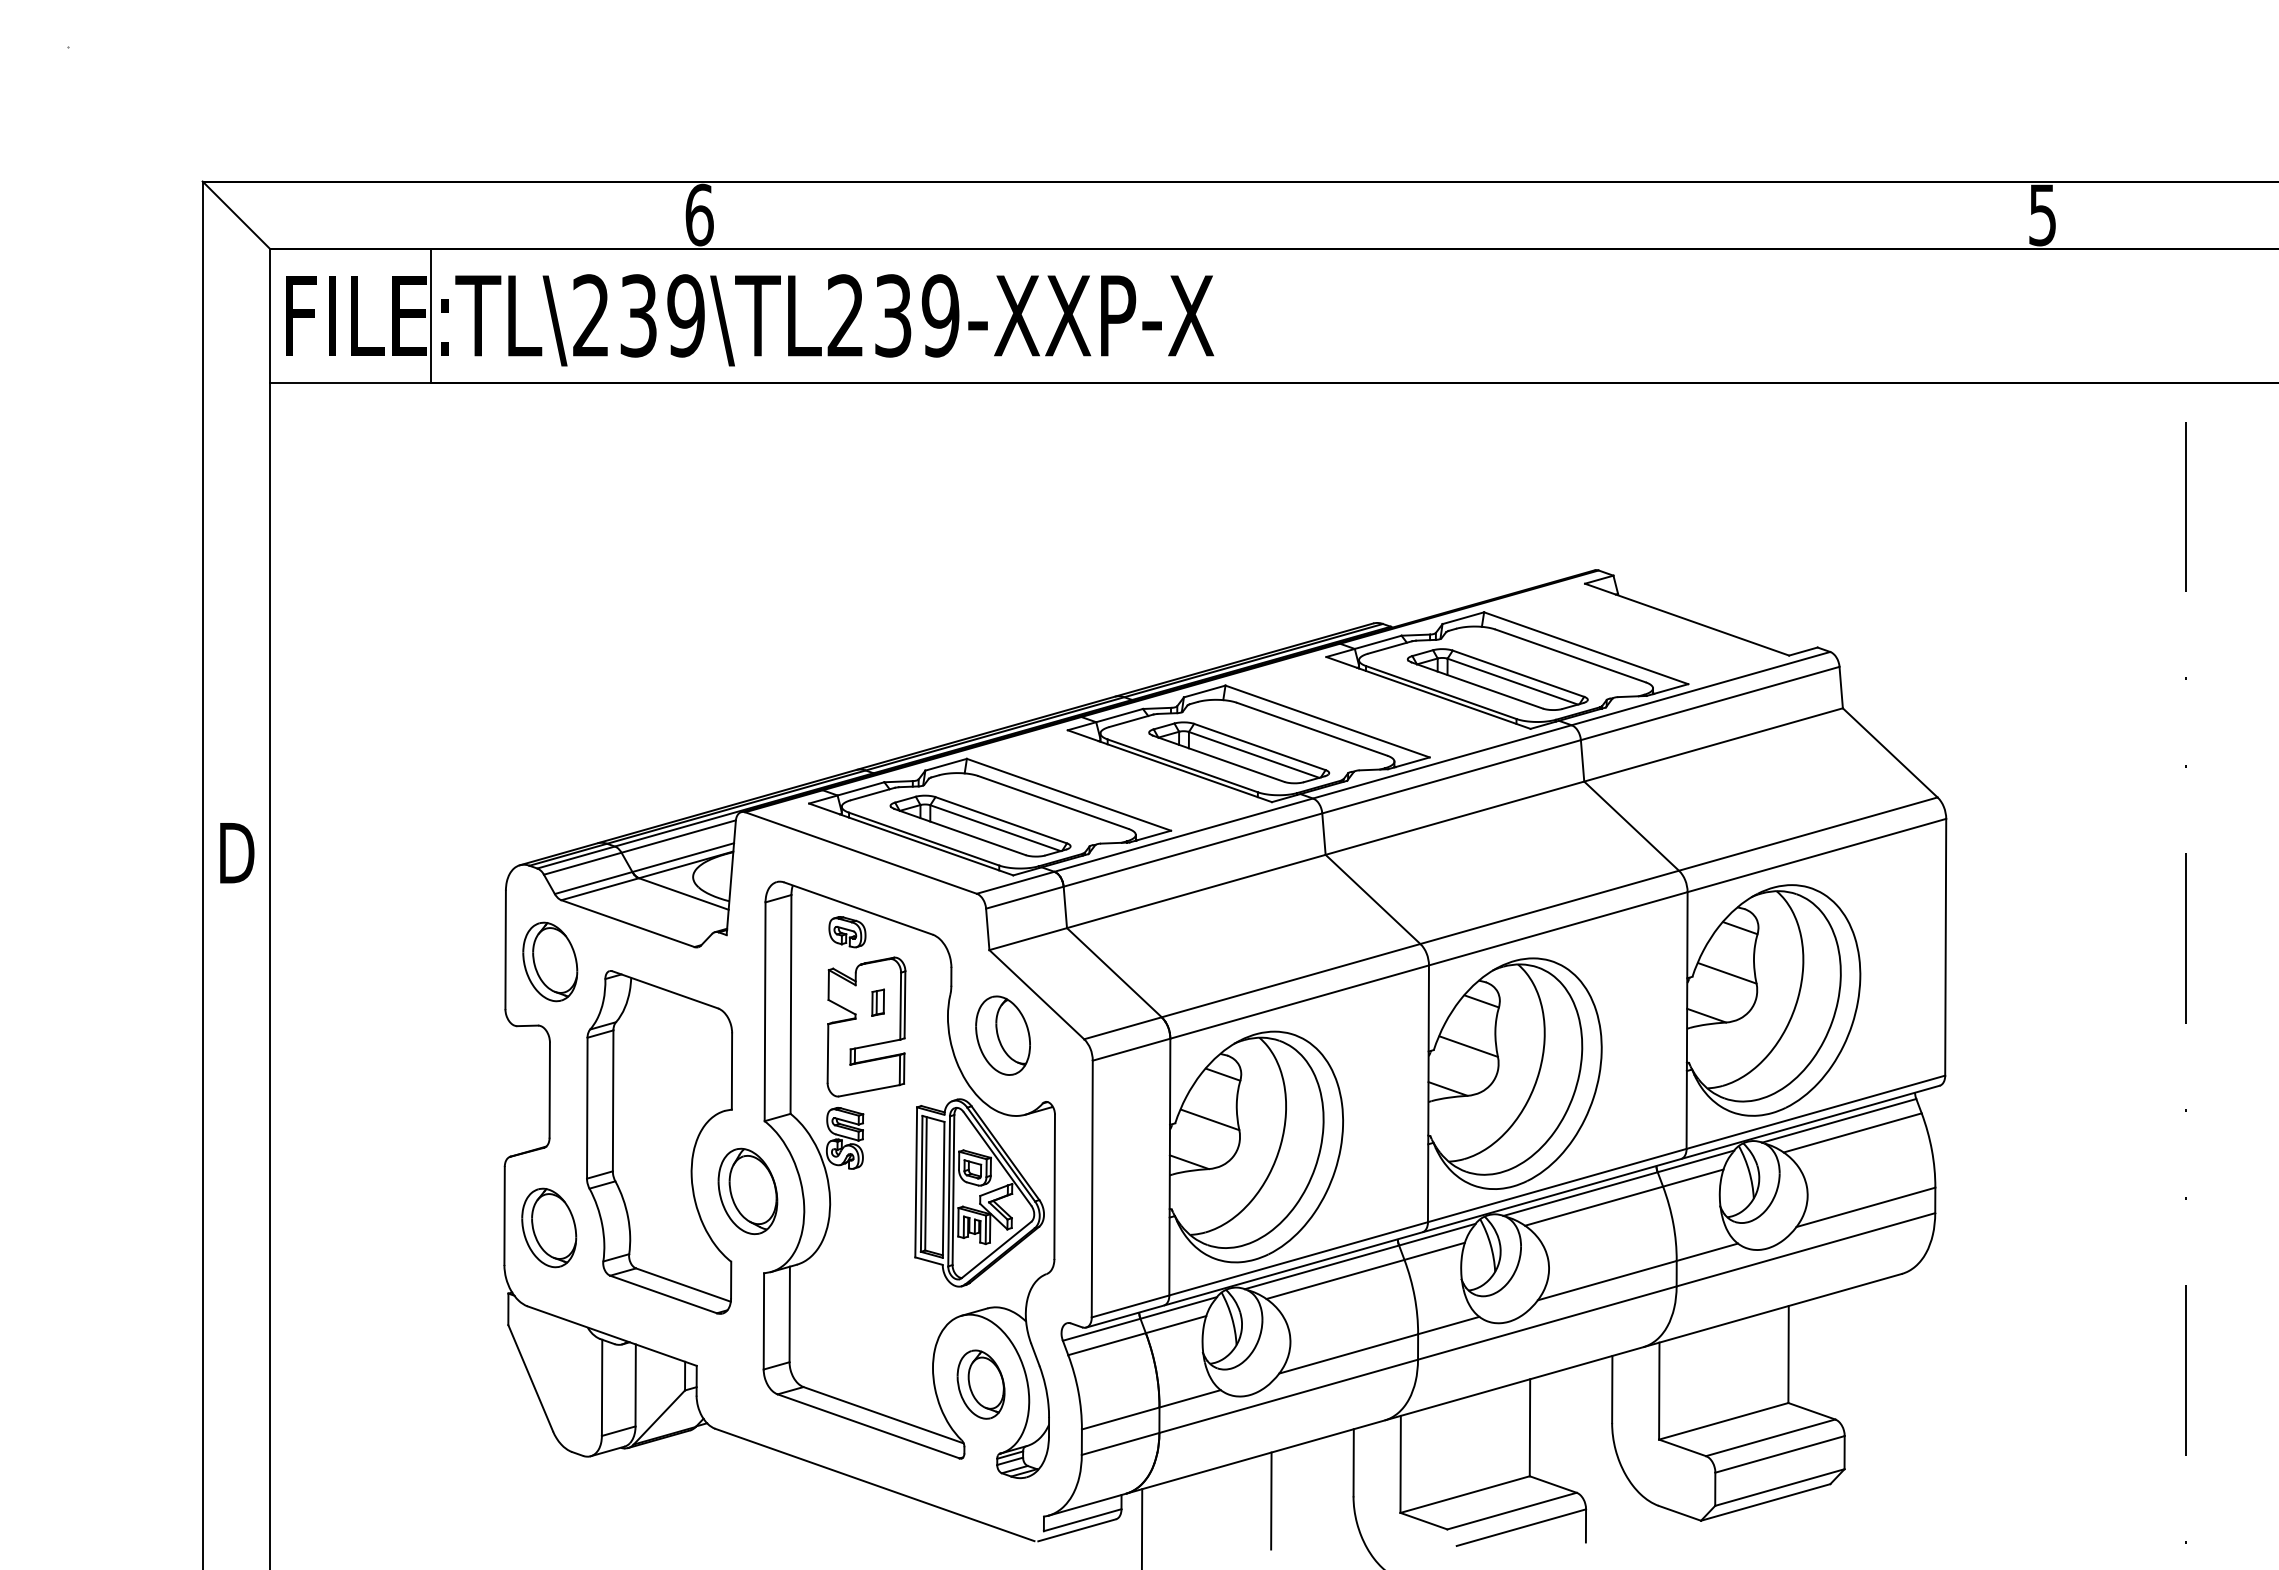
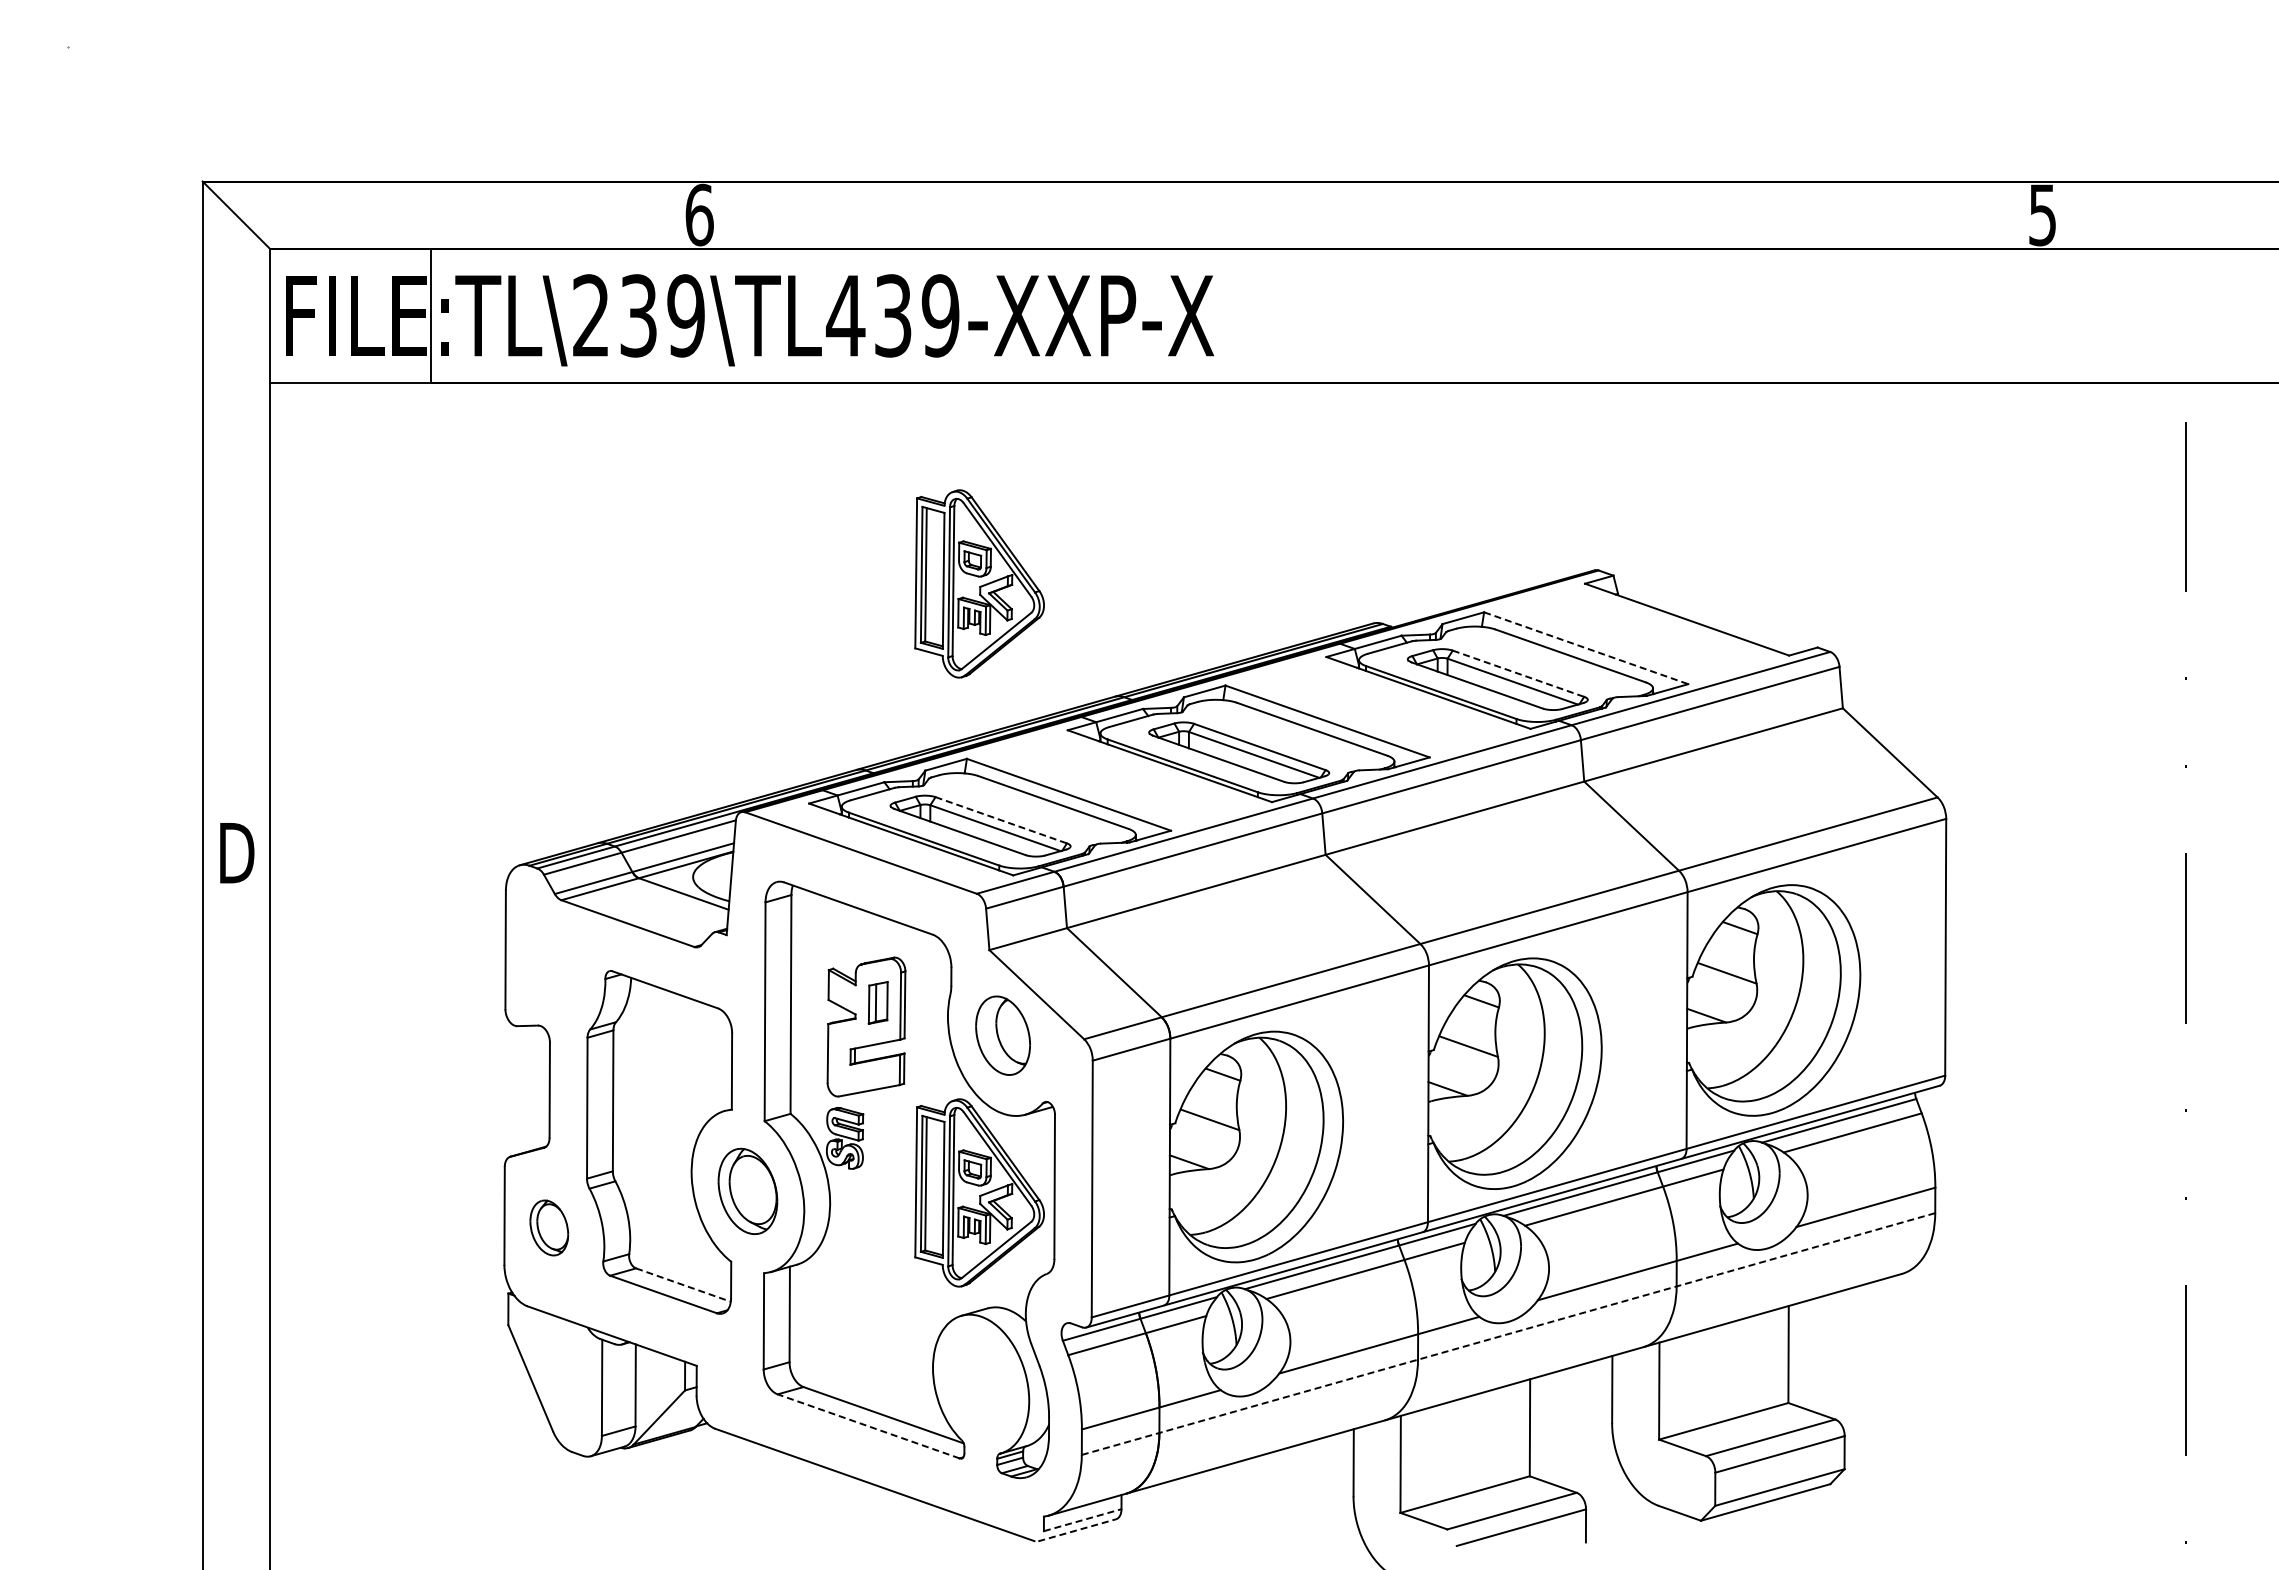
text: TL\239\TL239-XXP-X -> TL\239\TL439-XXP-X (845, 315)
part: none -> present (979, 583)
line: solid -> dashed (1586, 648)
line: solid -> dashed (1518, 673)
line: solid -> dashed (1001, 820)
part: present -> none (847, 932)
part: present -> none (550, 961)
part size: 14x29 px -> 22x44 px (877, 1002)
part size: 57x82 px -> 41x58 px (549, 1227)
line: solid -> dashed (683, 1285)
line: solid -> dashed (1508, 1334)
part: present -> none (980, 1384)
line: solid -> dashed (868, 1426)
line: present -> none (1271, 1500)
line: solid -> dashed (1083, 1520)
line: present -> none (1141, 1527)
line: solid -> dashed (1077, 1530)
